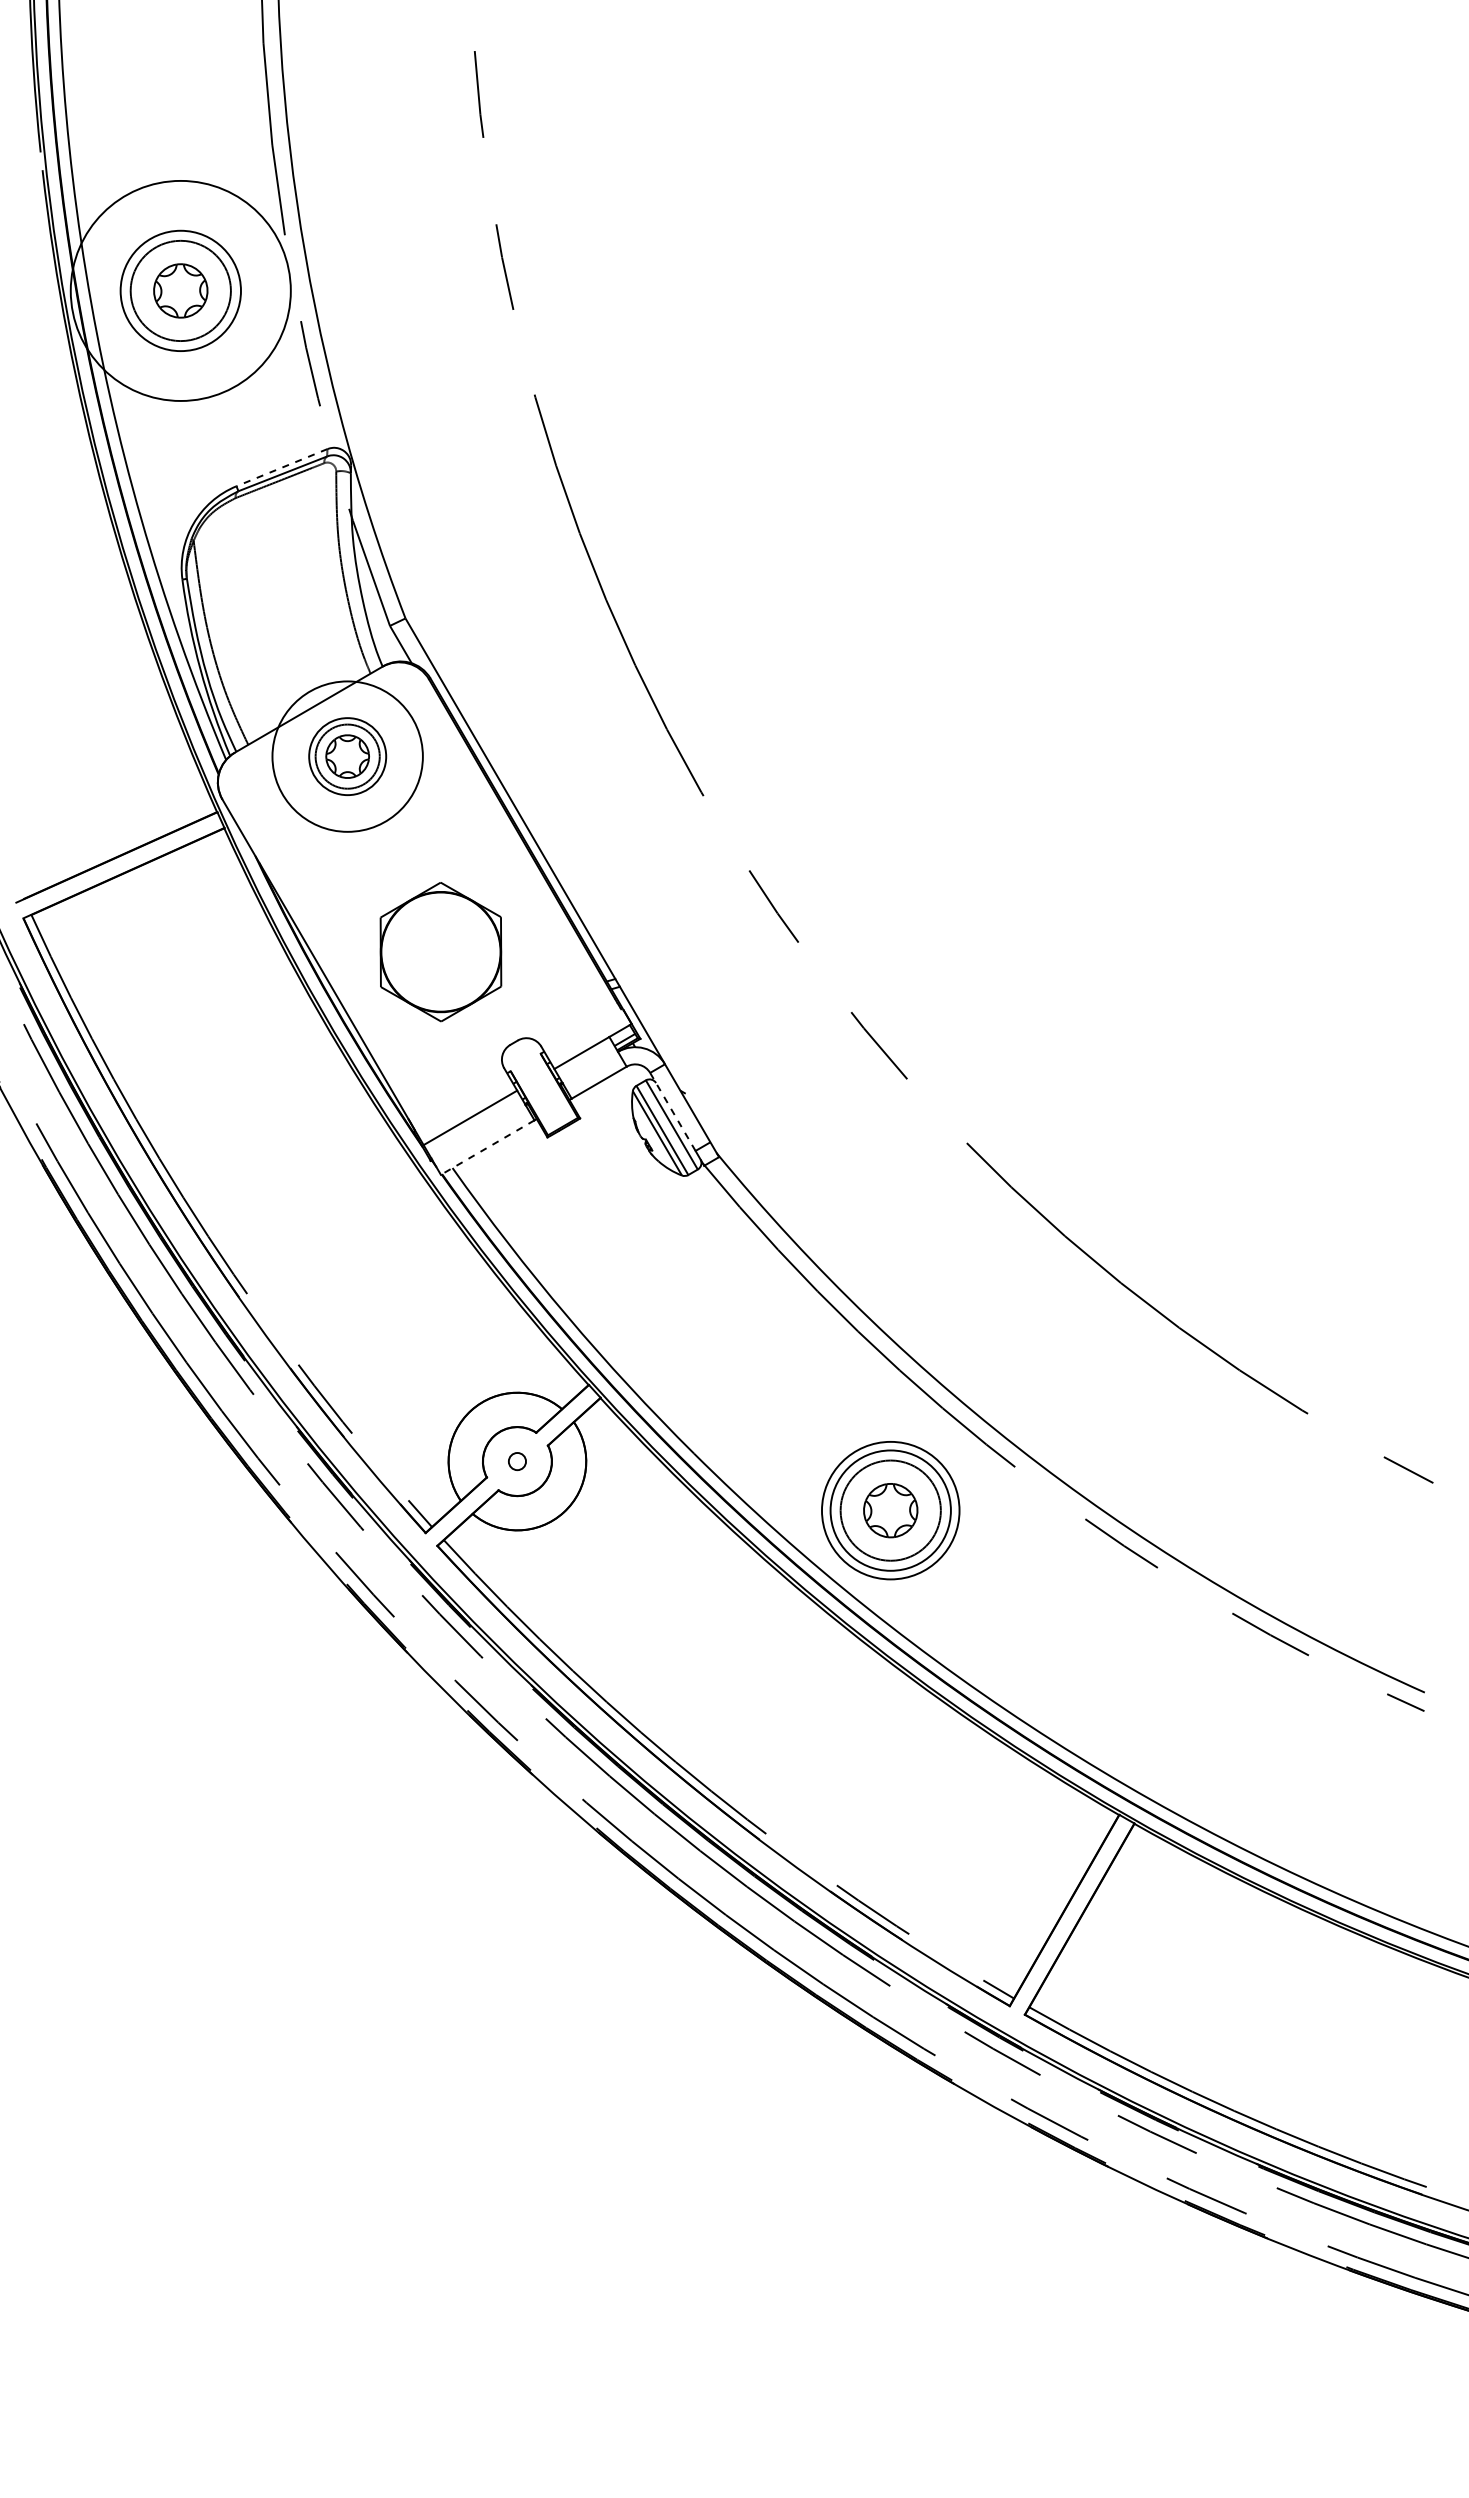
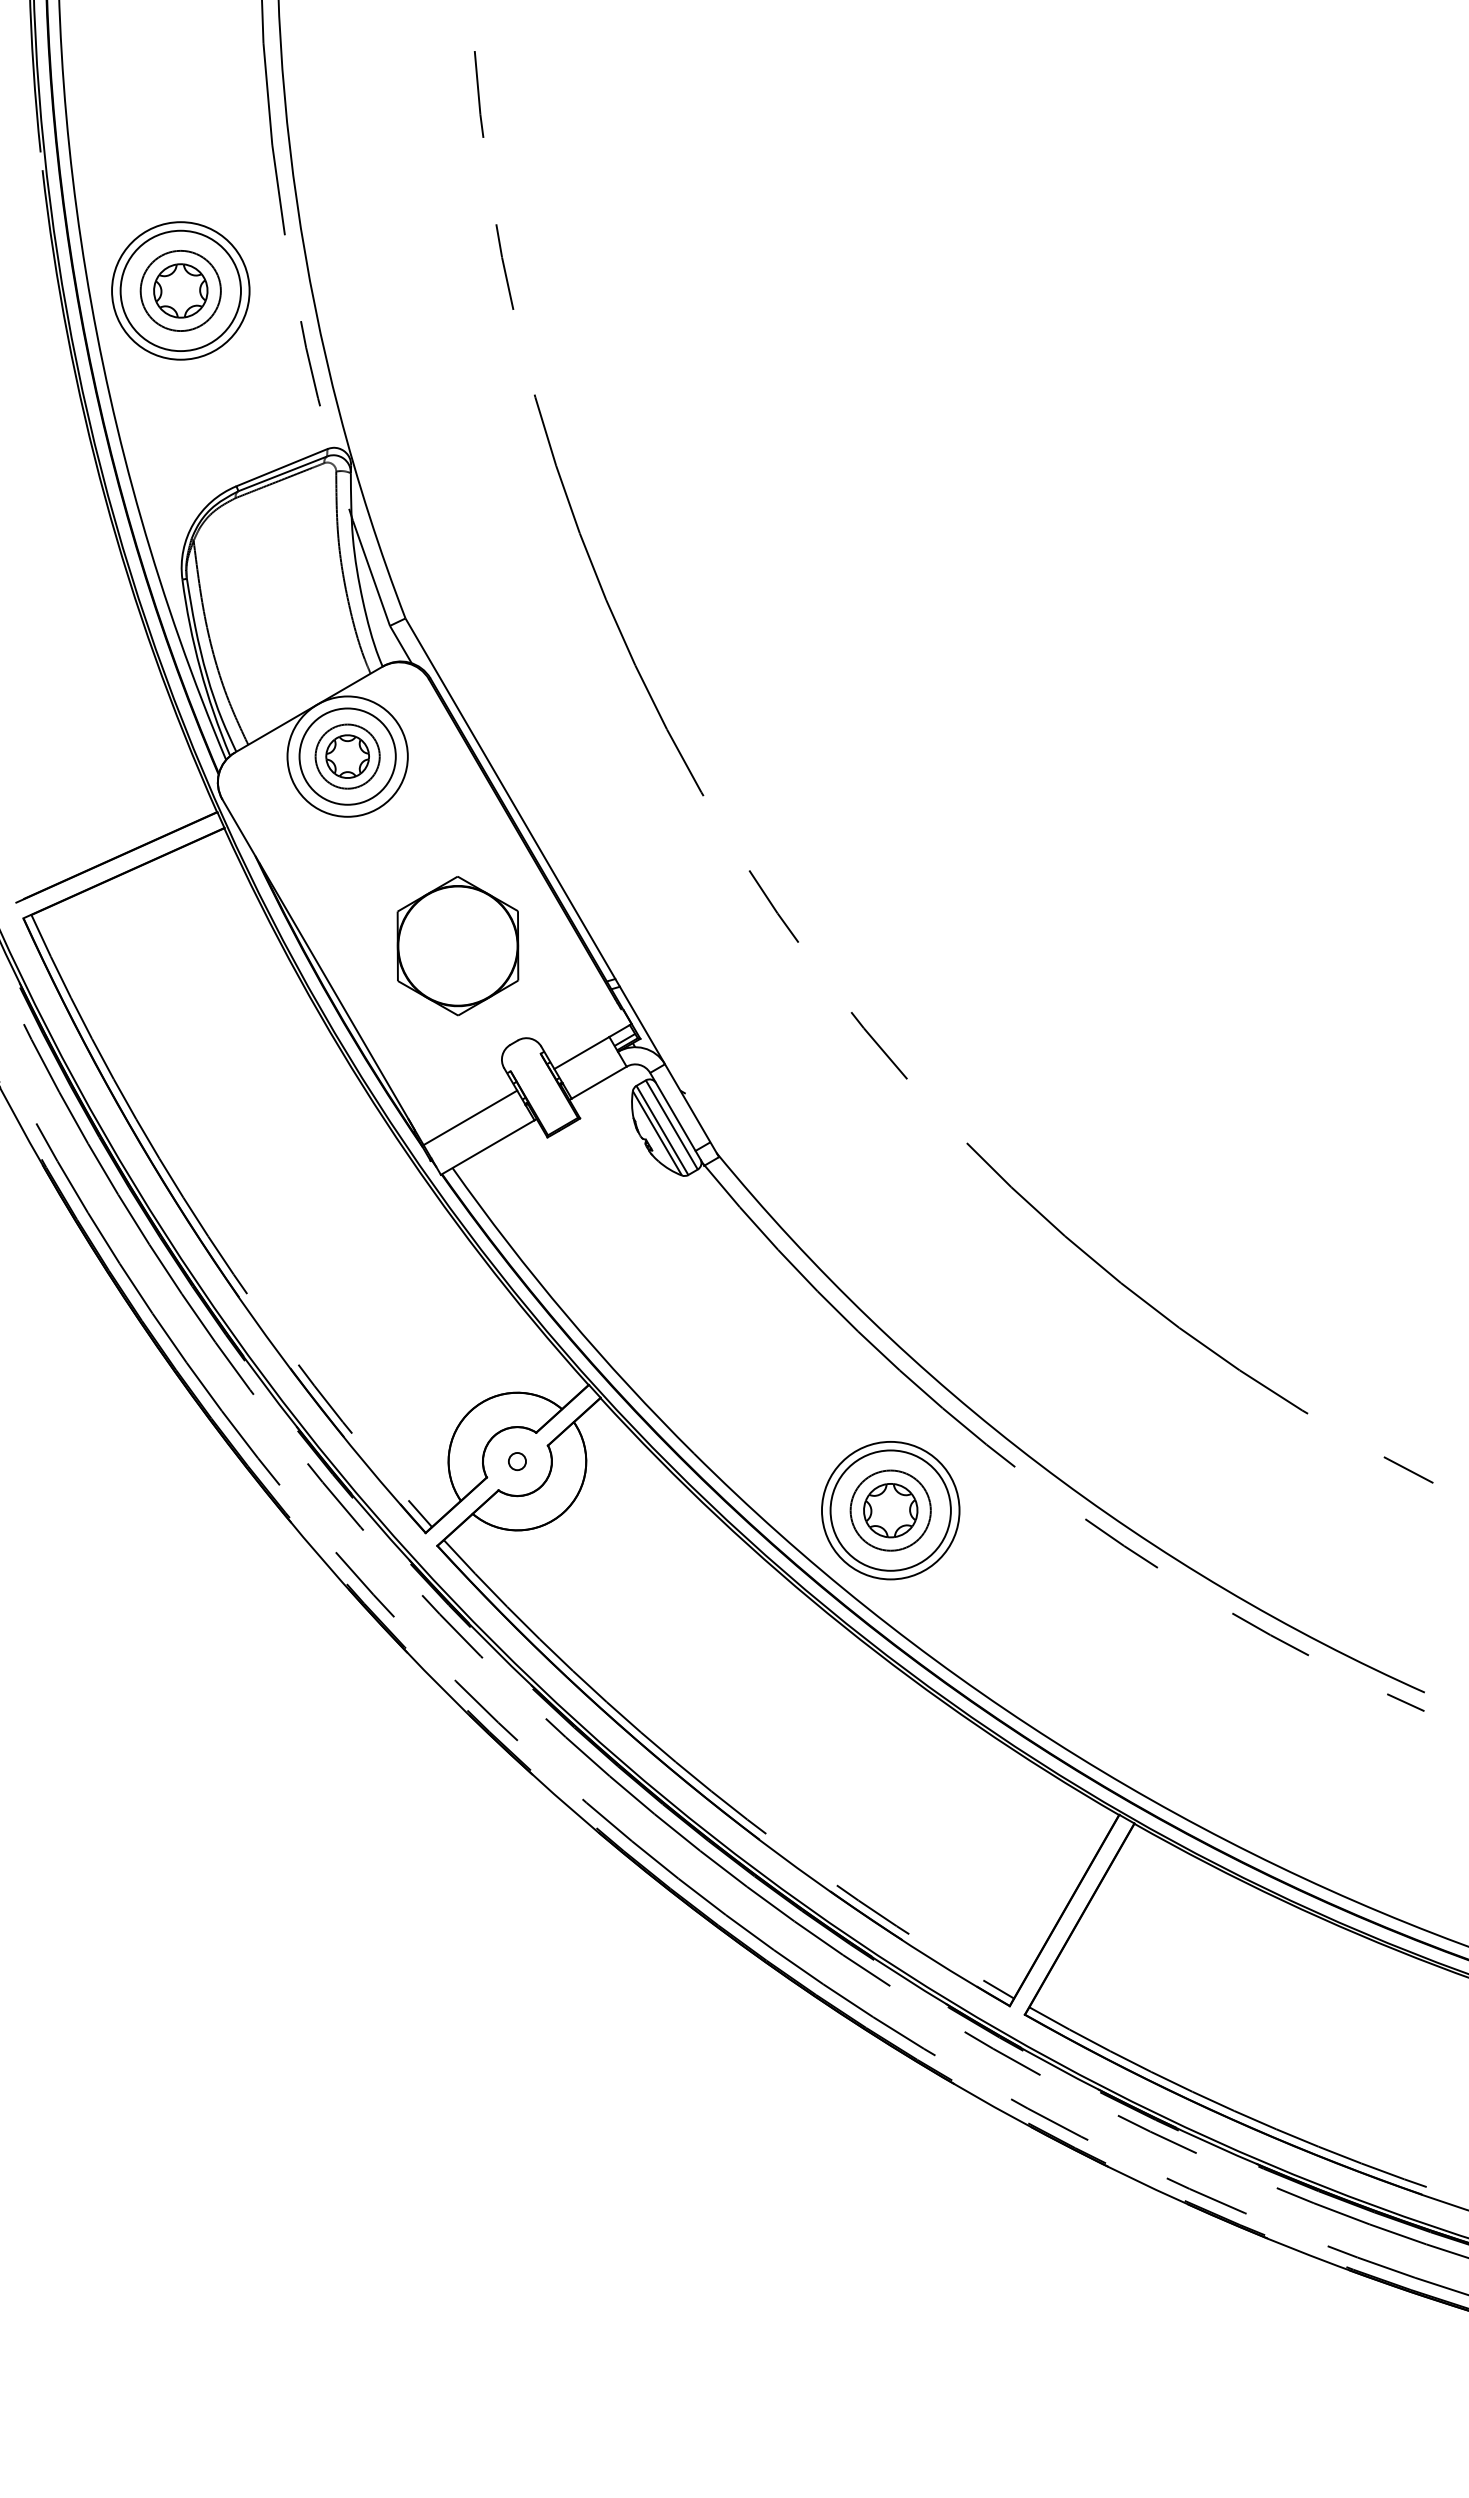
circle diameter: 100 px -> 80 px (180, 290)
circle diameter: 220 px -> 138 px (180, 290)
line: dashed -> solid (281, 467)
circle diameter: 150 px -> 120 px (347, 756)
circle diameter: 77 px -> 96 px (347, 756)
part position: (440, 952) -> (457, 946) (457, 946)
line: dashed -> solid (673, 1112)
line: dashed -> solid (487, 1147)
circle diameter: 100 px -> 80 px (890, 1510)
